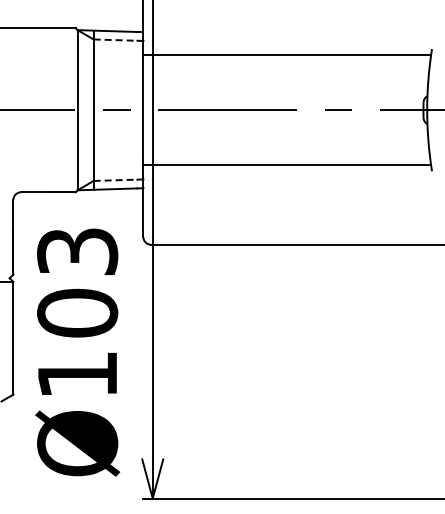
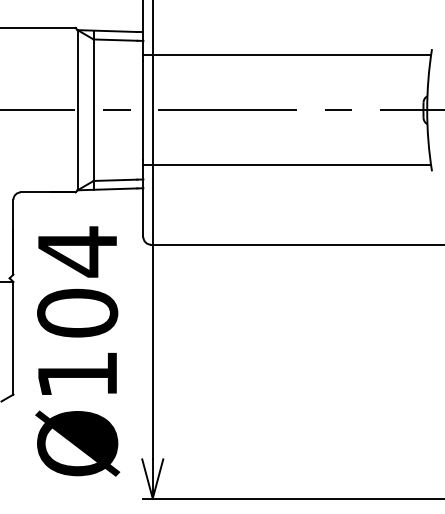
line: dashed -> solid (115, 40)
line: dashed -> solid (115, 180)
text: Ø103 -> Ø104 (77, 251)
